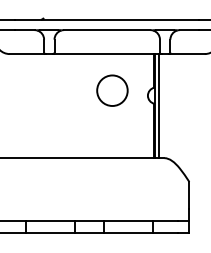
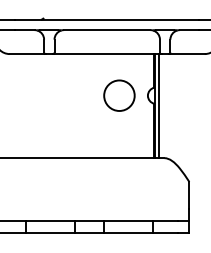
circle position: (112, 90) -> (119, 95) (119, 95)
